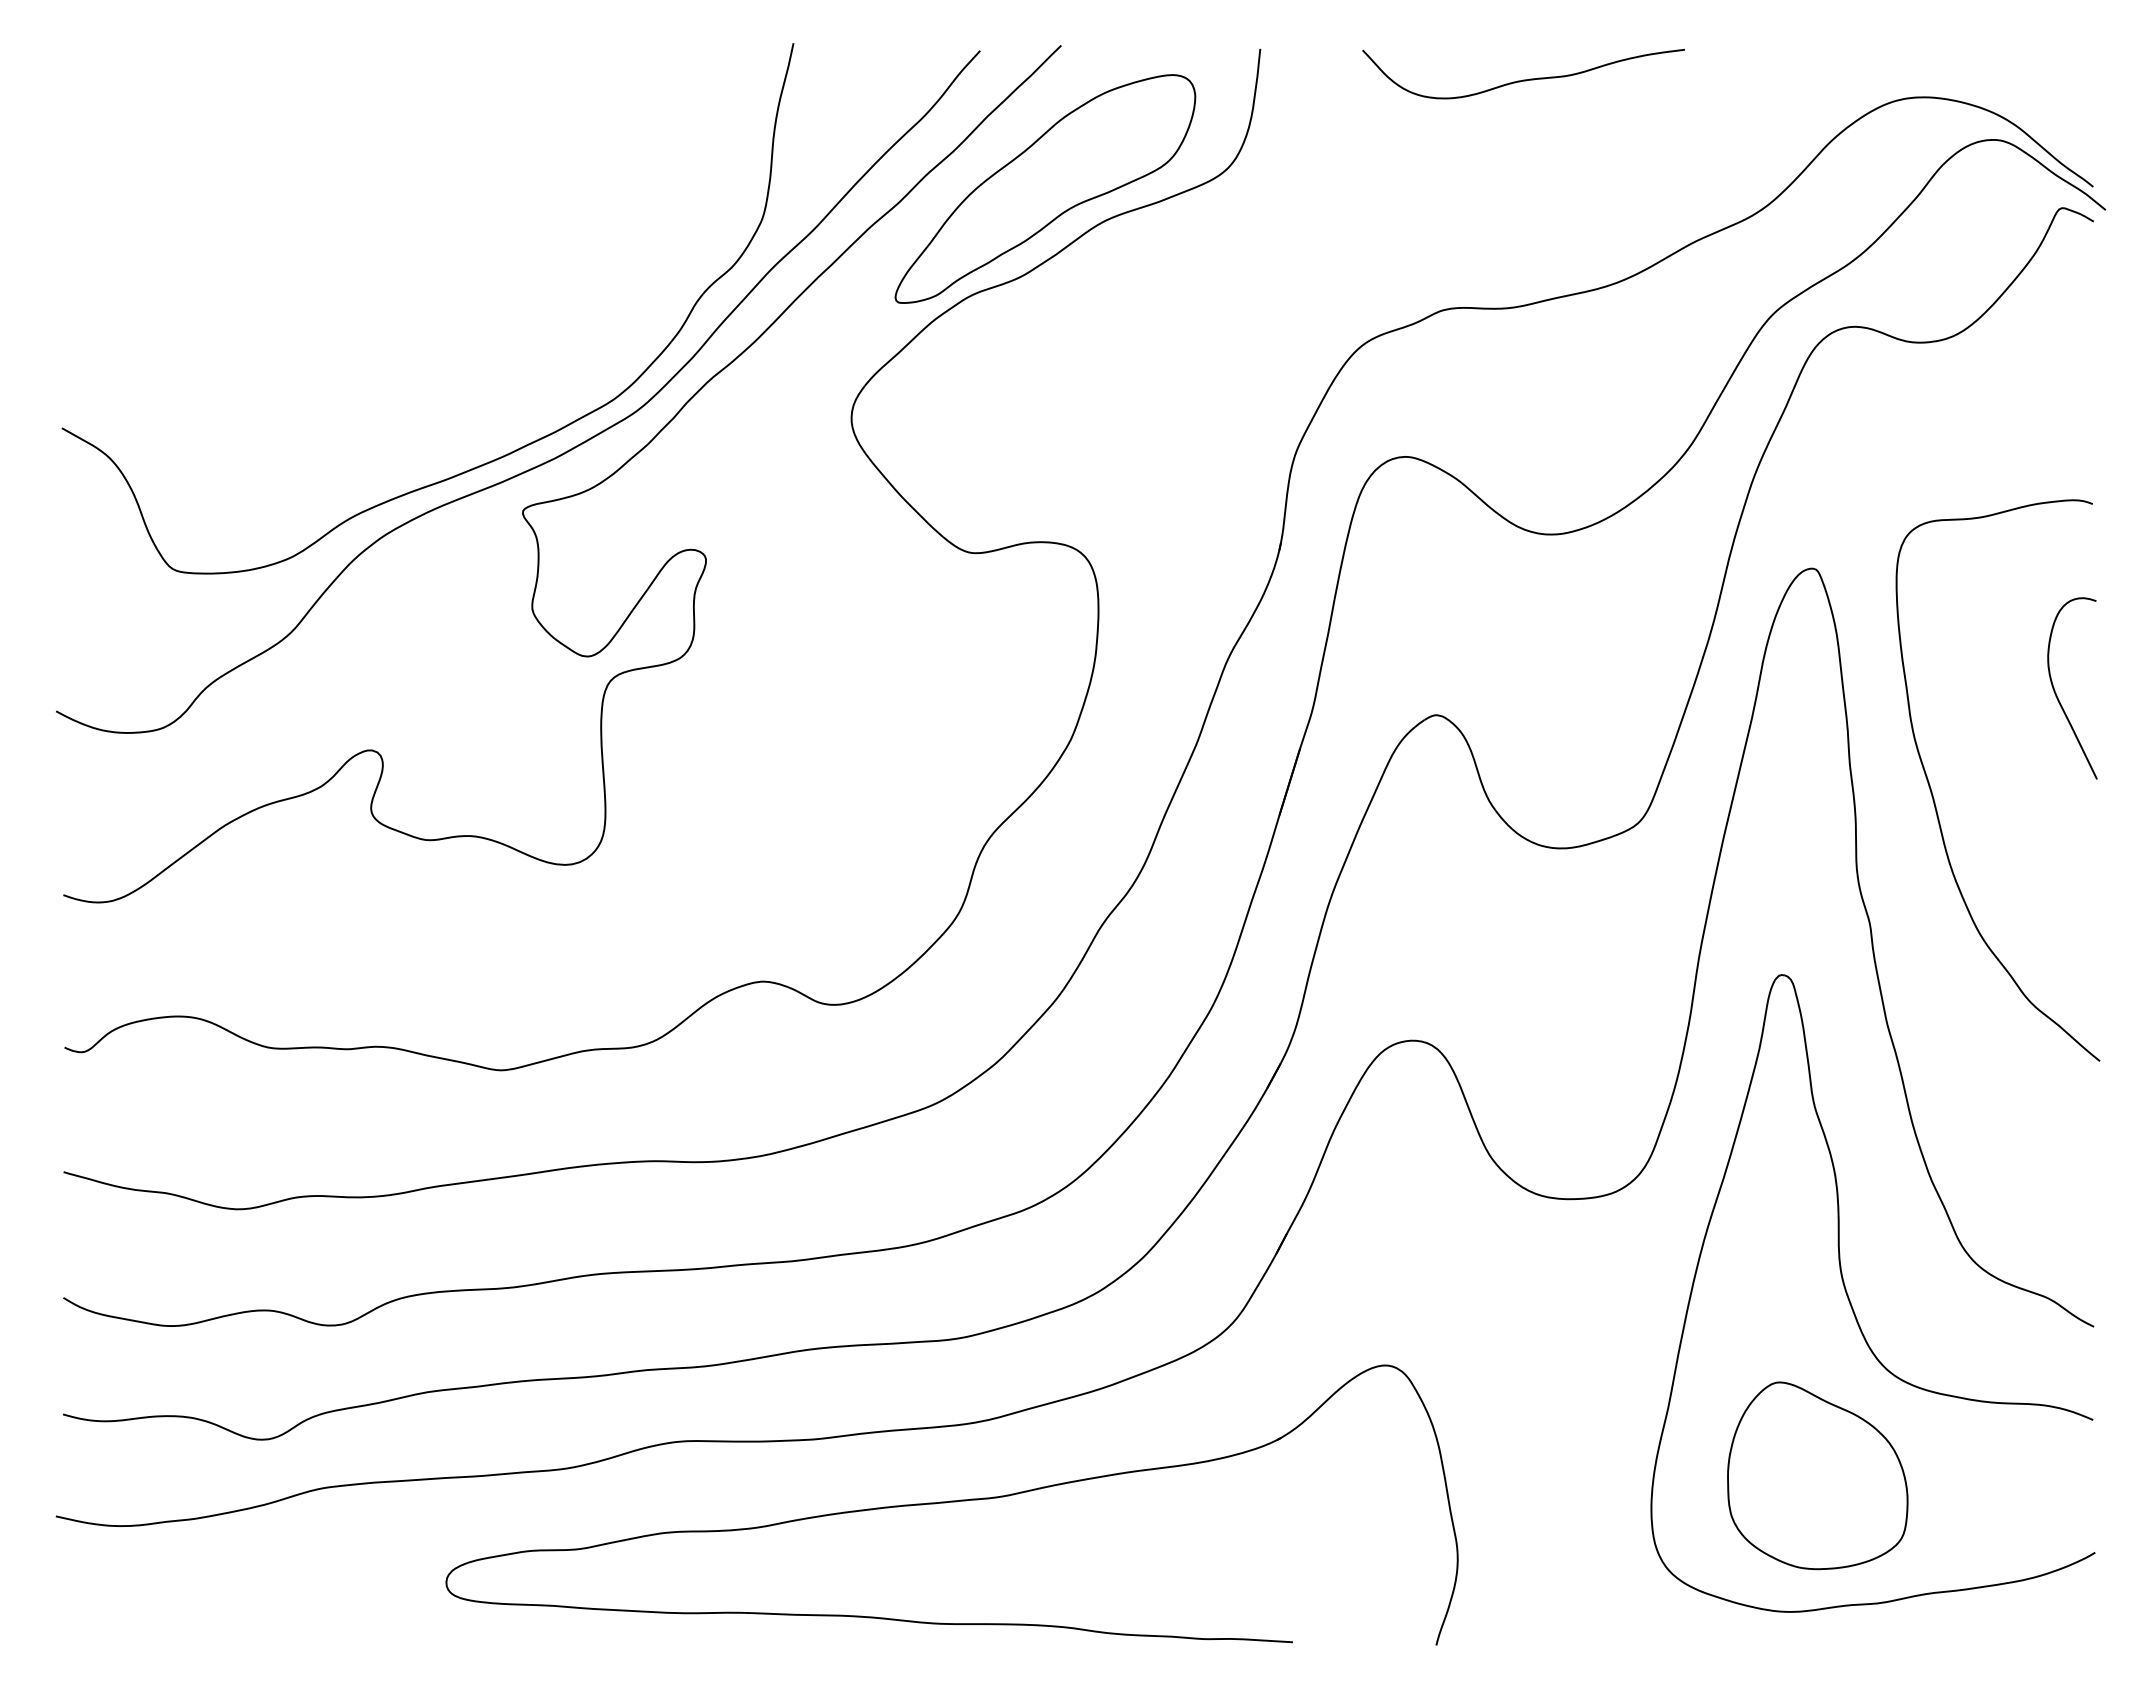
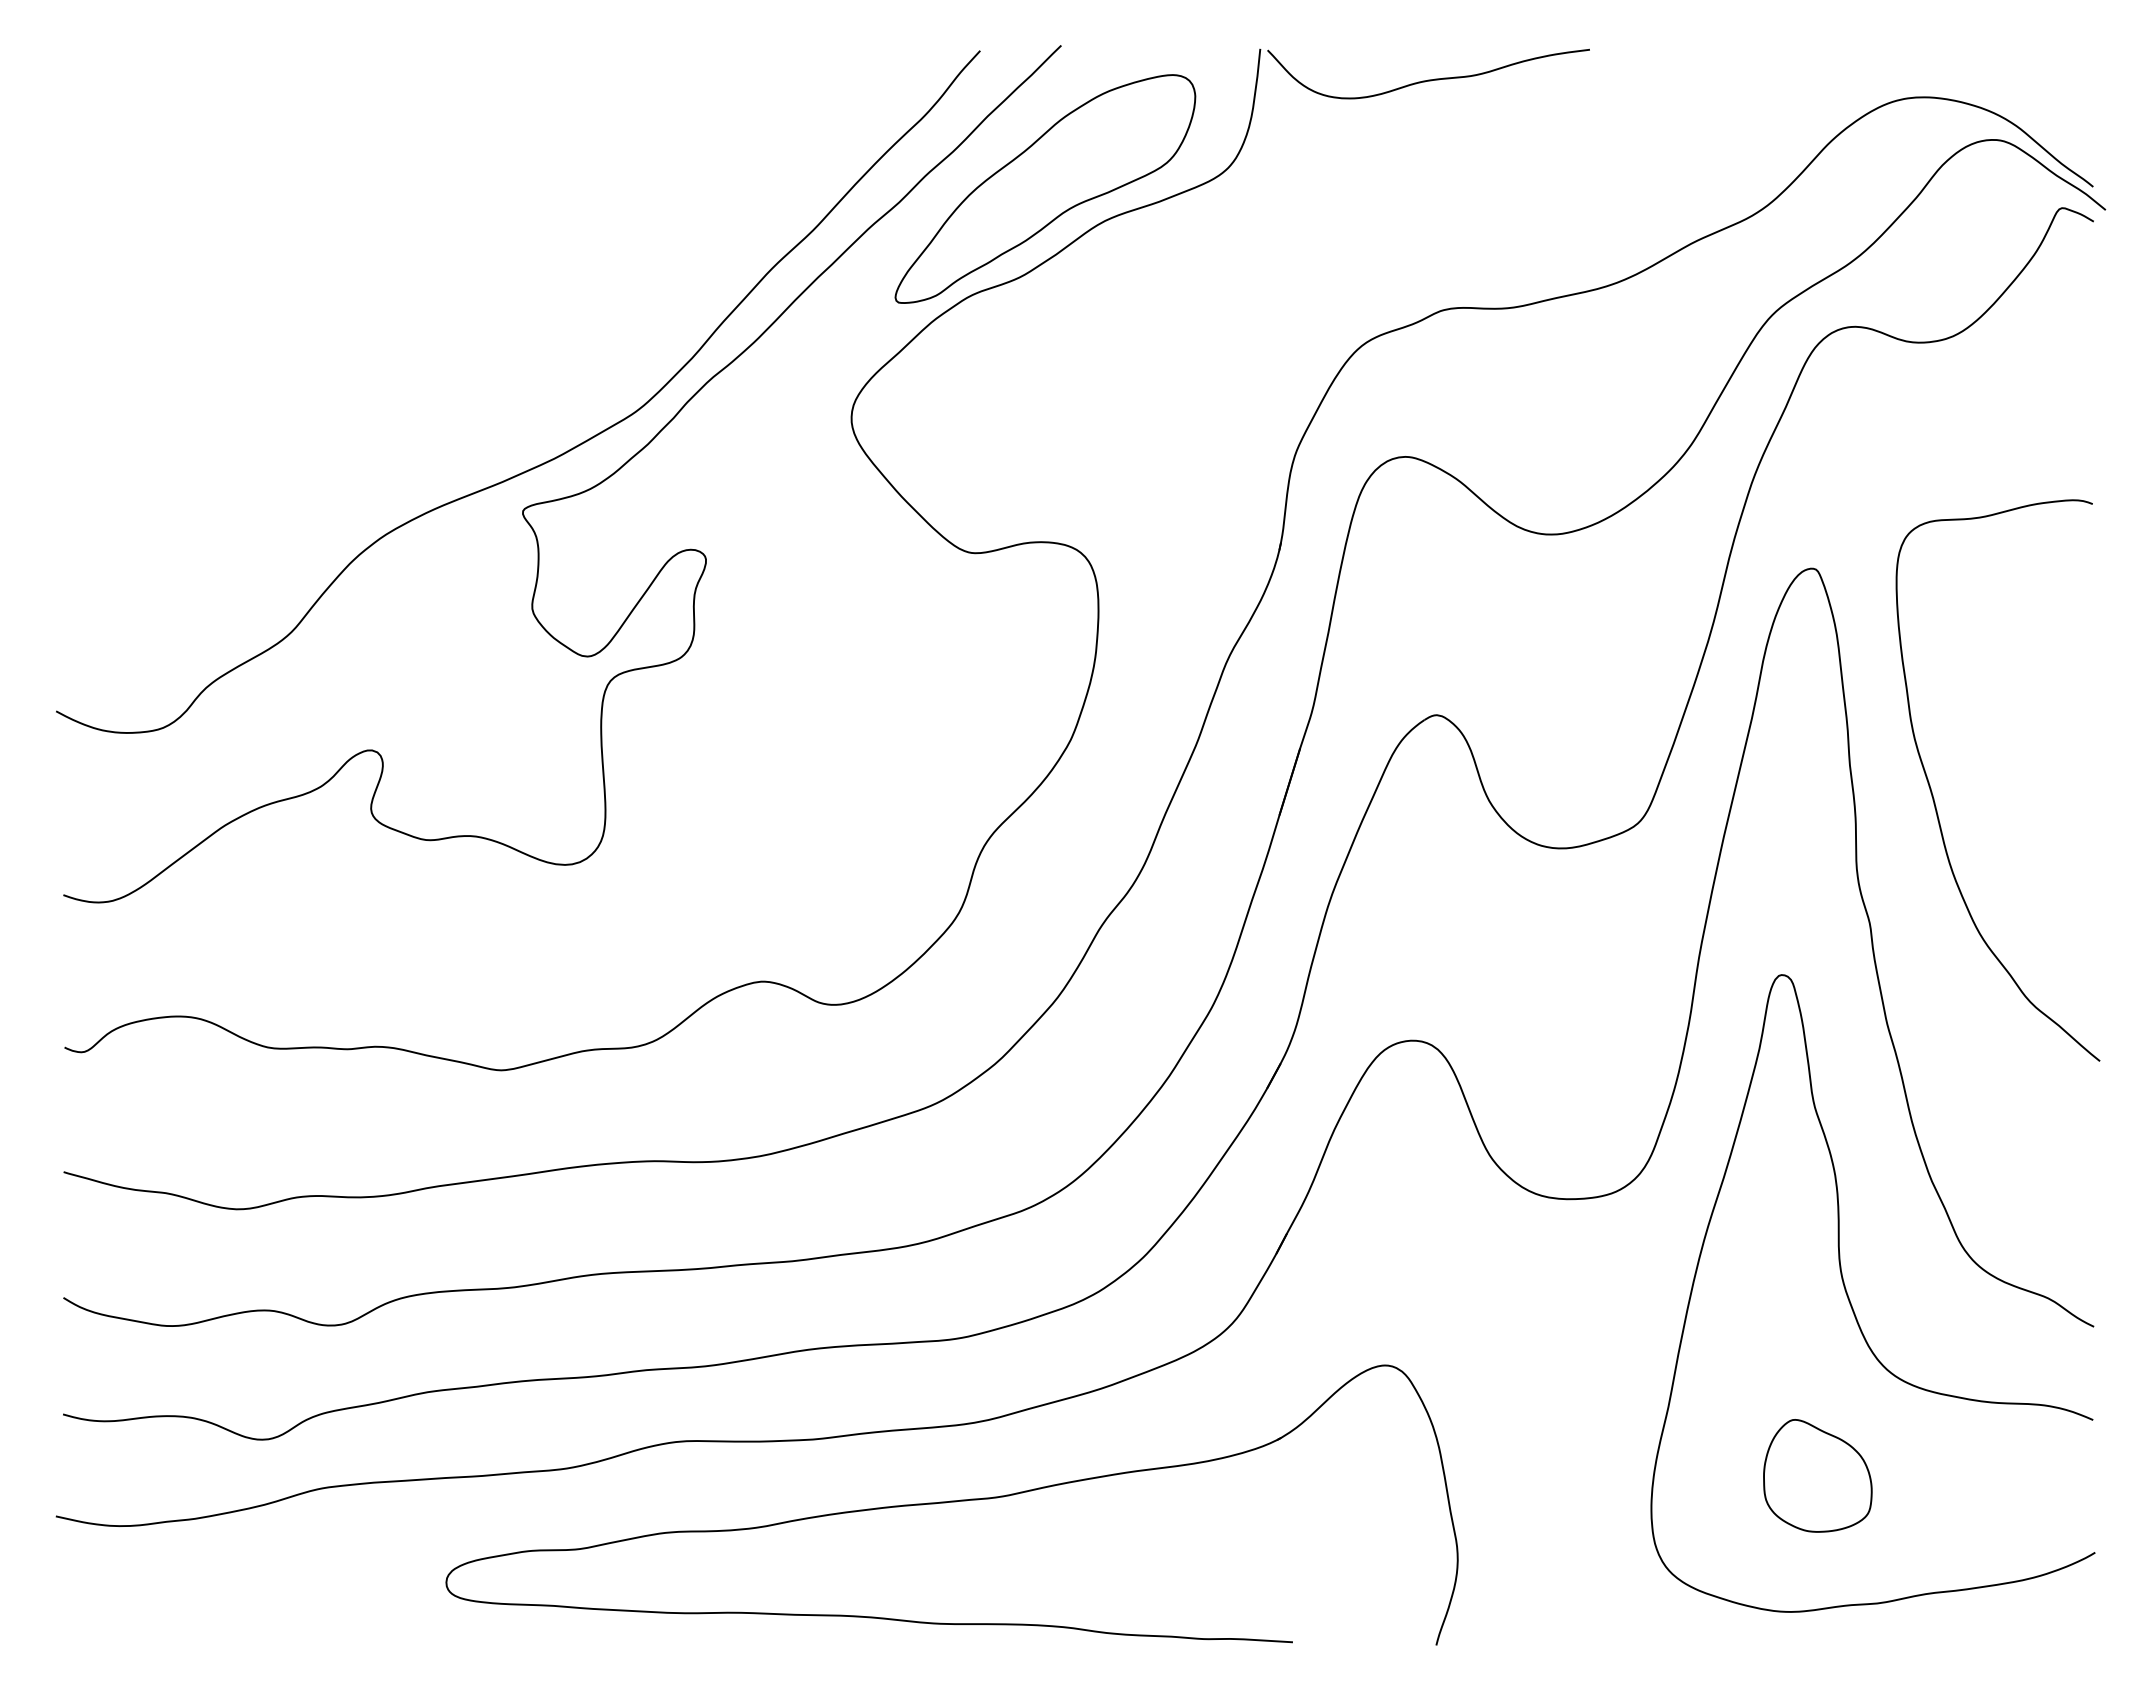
curve position: (1523, 79) -> (1428, 79) (1428, 79)
curve: present -> none (488, 461)
curve: present -> none (2057, 695)
part size: 182x190 px -> 110x114 px (1817, 1475)
